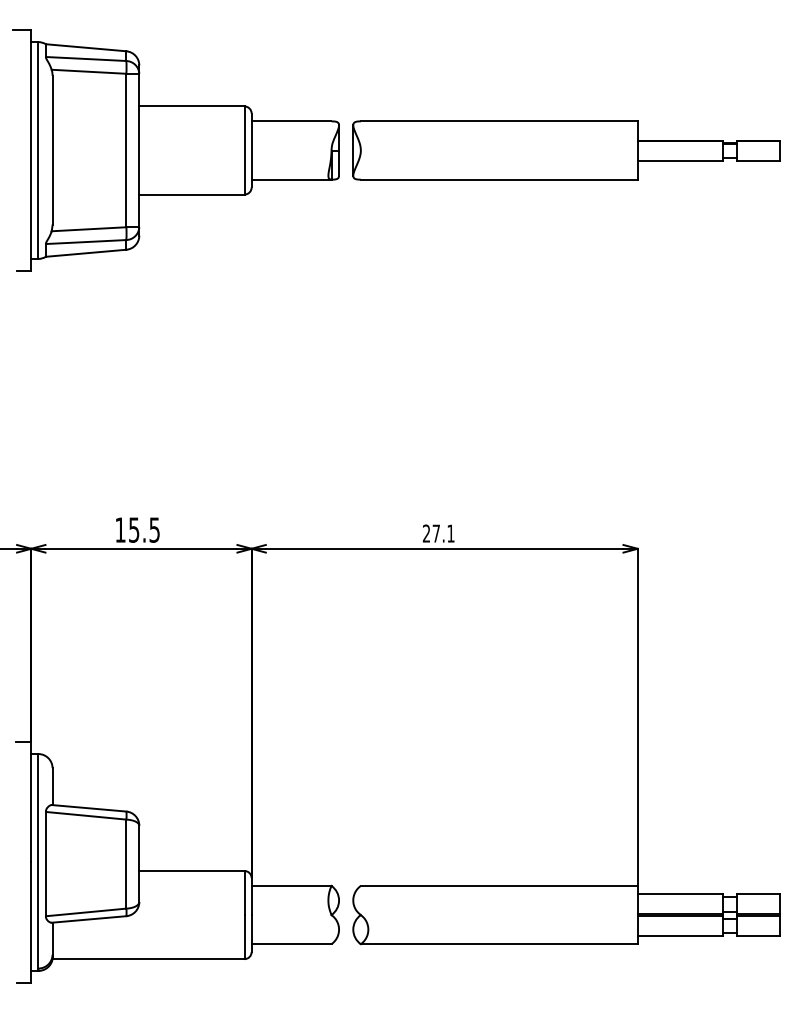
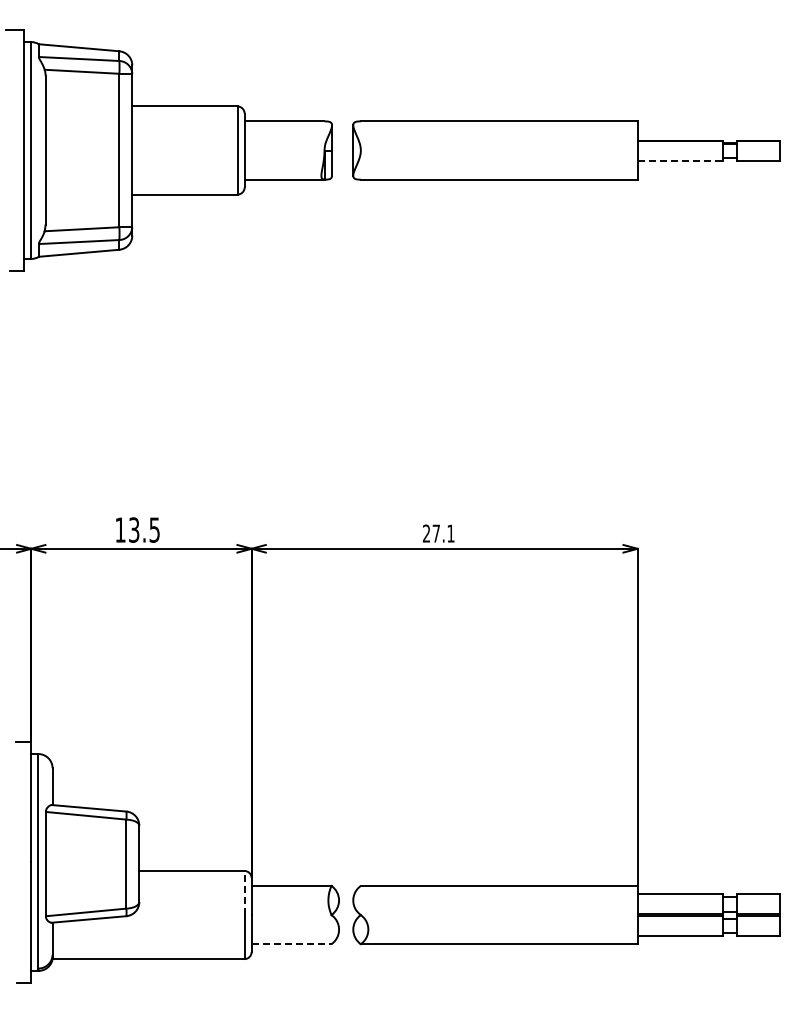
part position: (175, 150) -> (168, 150) (168, 150)
line: solid -> dashed (680, 160)
text: 15.5 -> 13.5 (134, 529)
line: solid -> dashed (244, 892)
line: solid -> dashed (291, 944)
